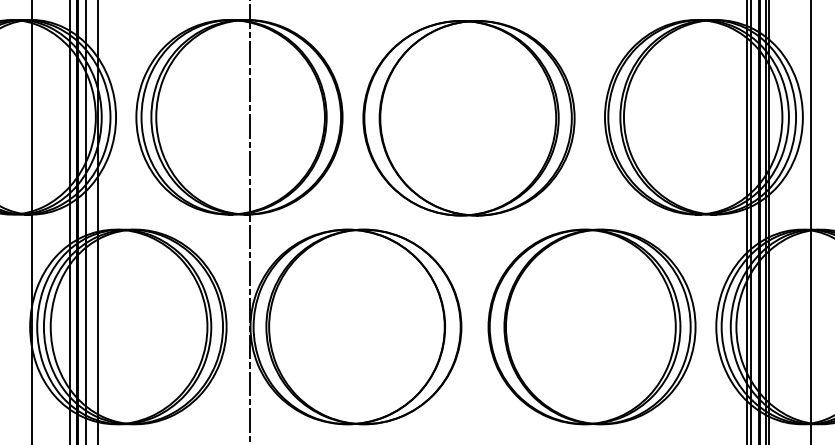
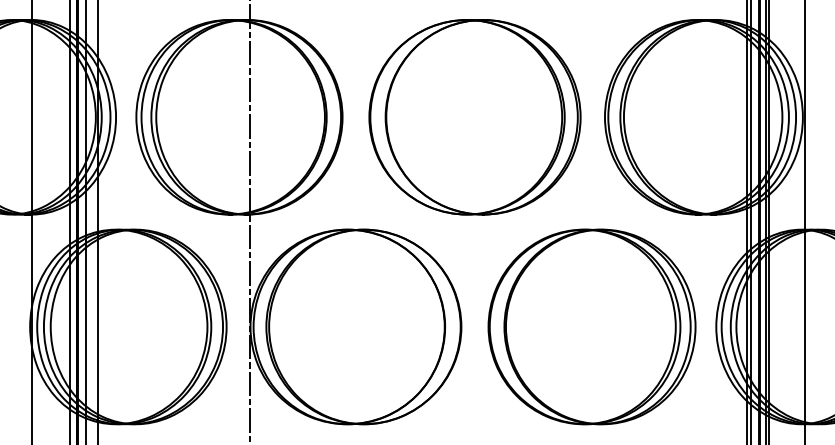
part position: (468, 118) -> (474, 117) (474, 117)
line position: (811, 221) -> (805, 221) (805, 221)
